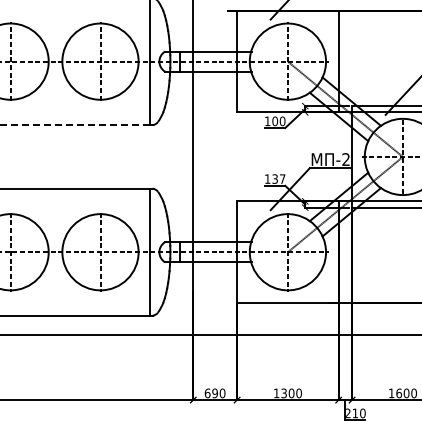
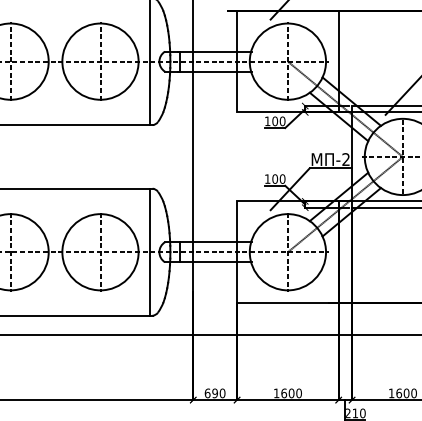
line: dashed -> solid (75, 125)
text: 137 -> 100 (278, 178)
text: 1300 -> 1600 (284, 393)
